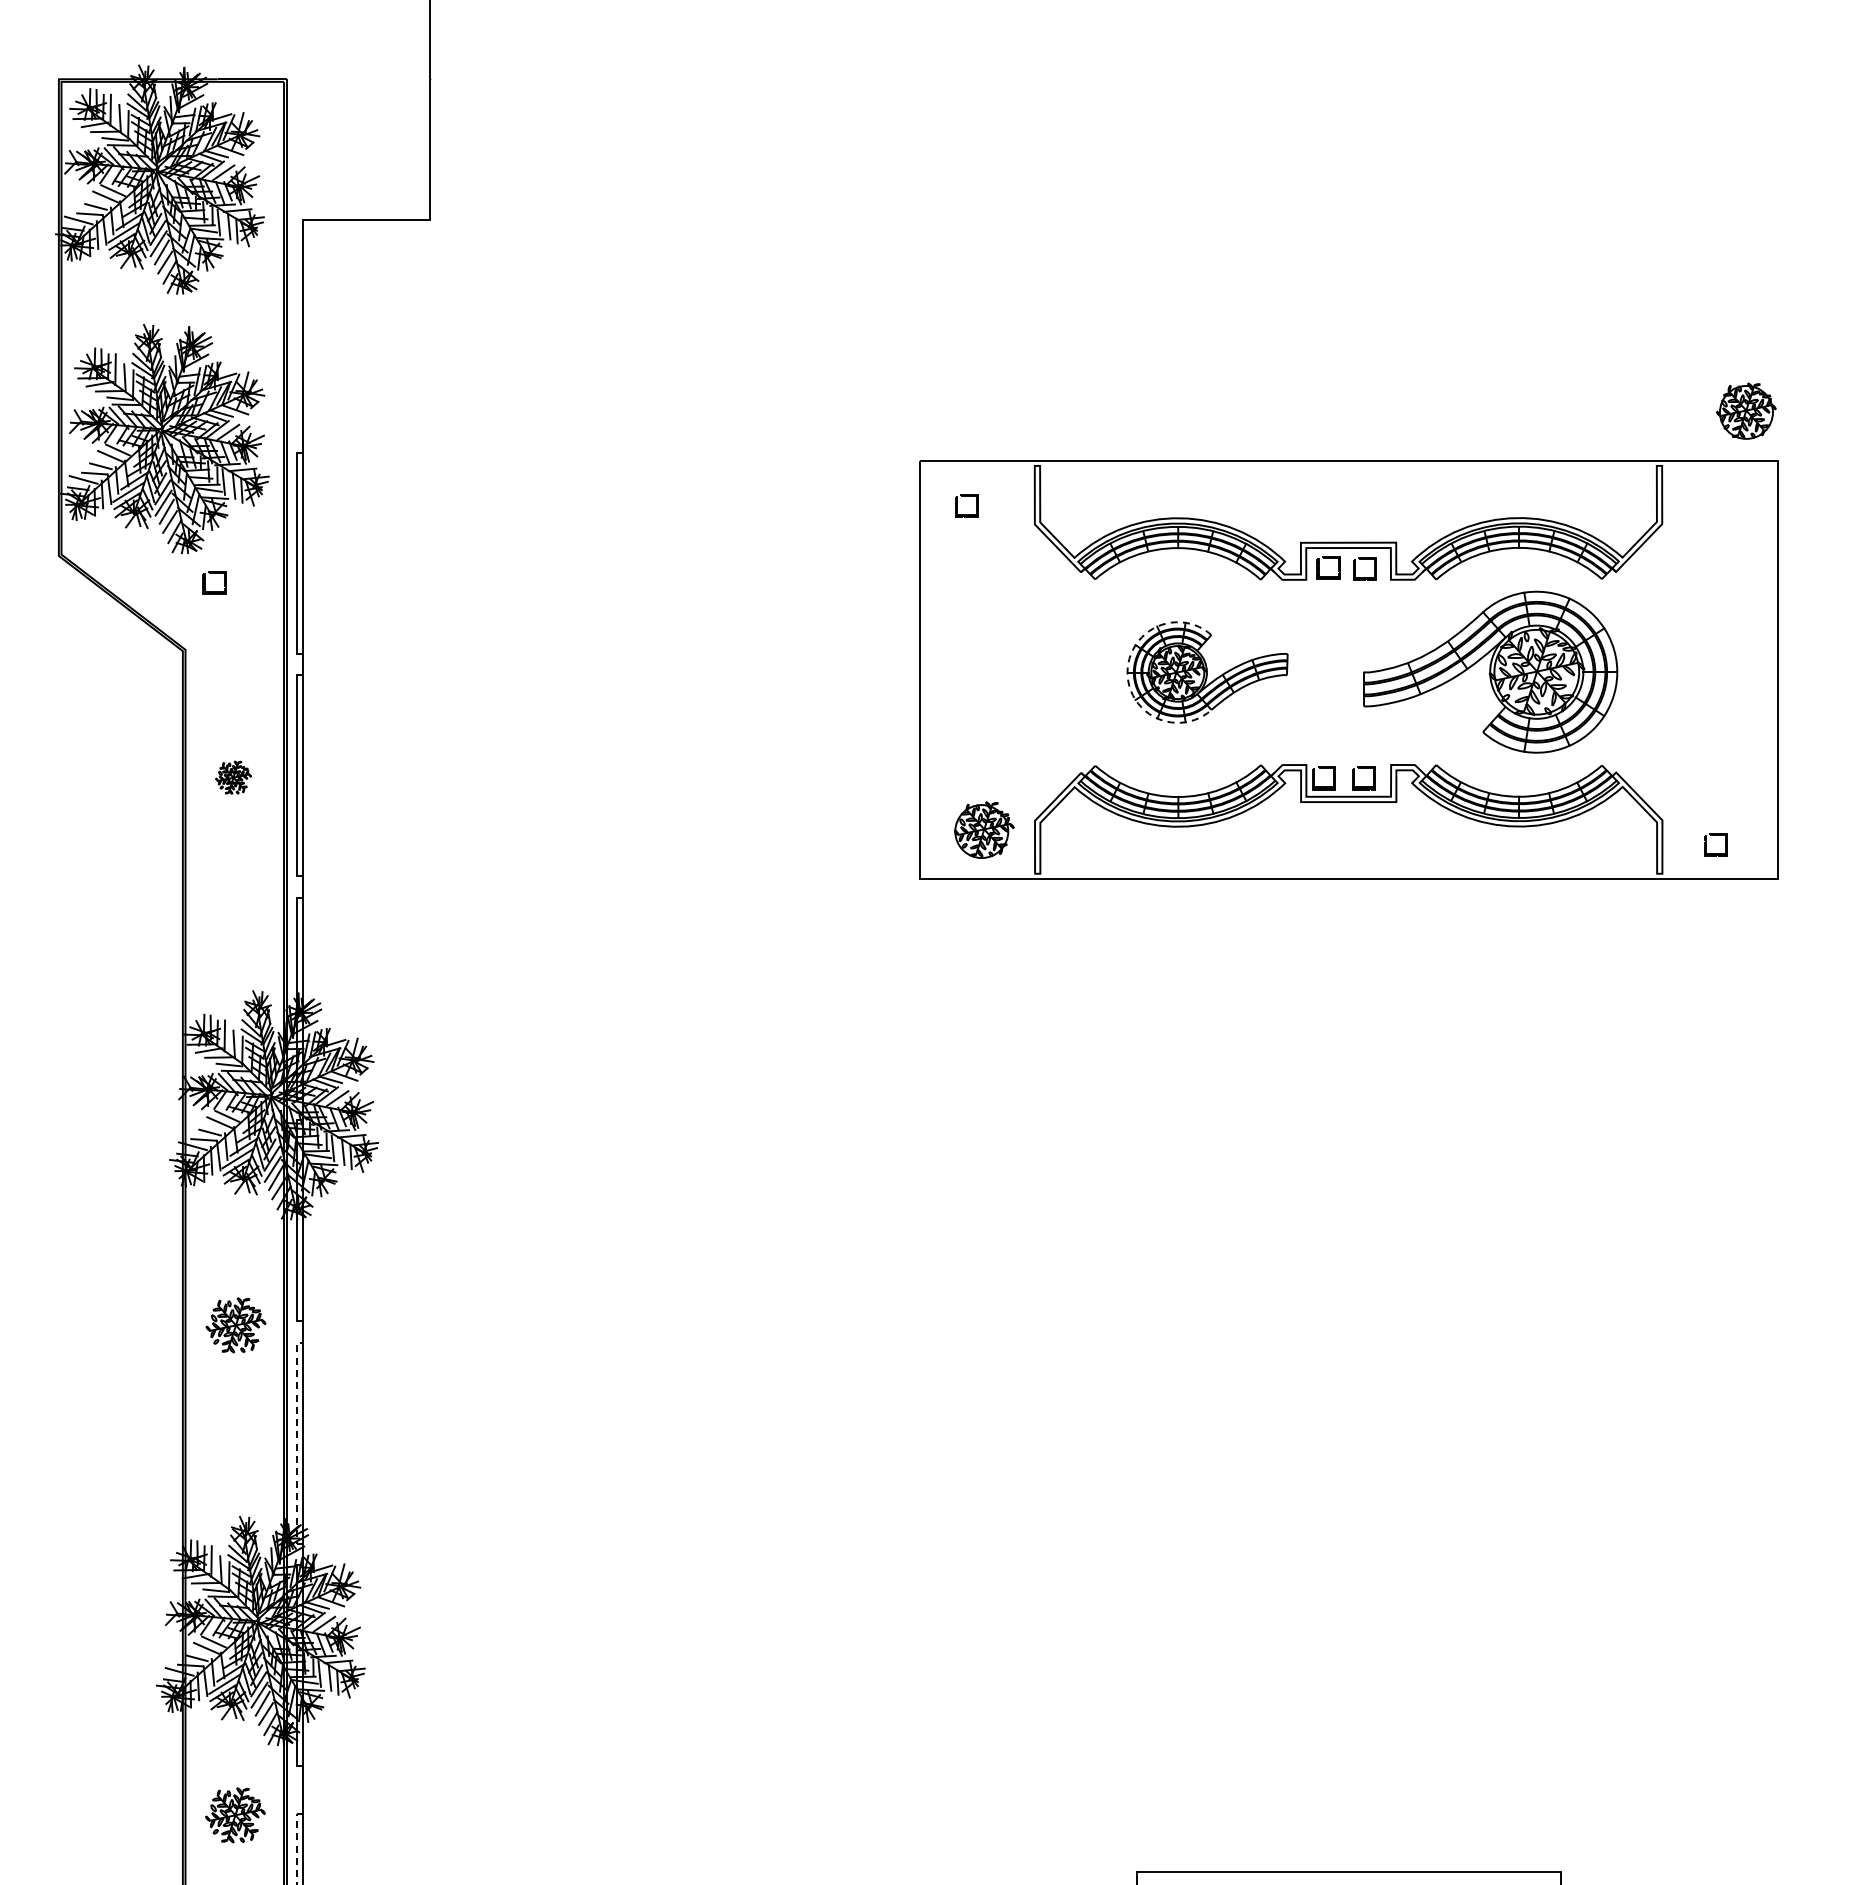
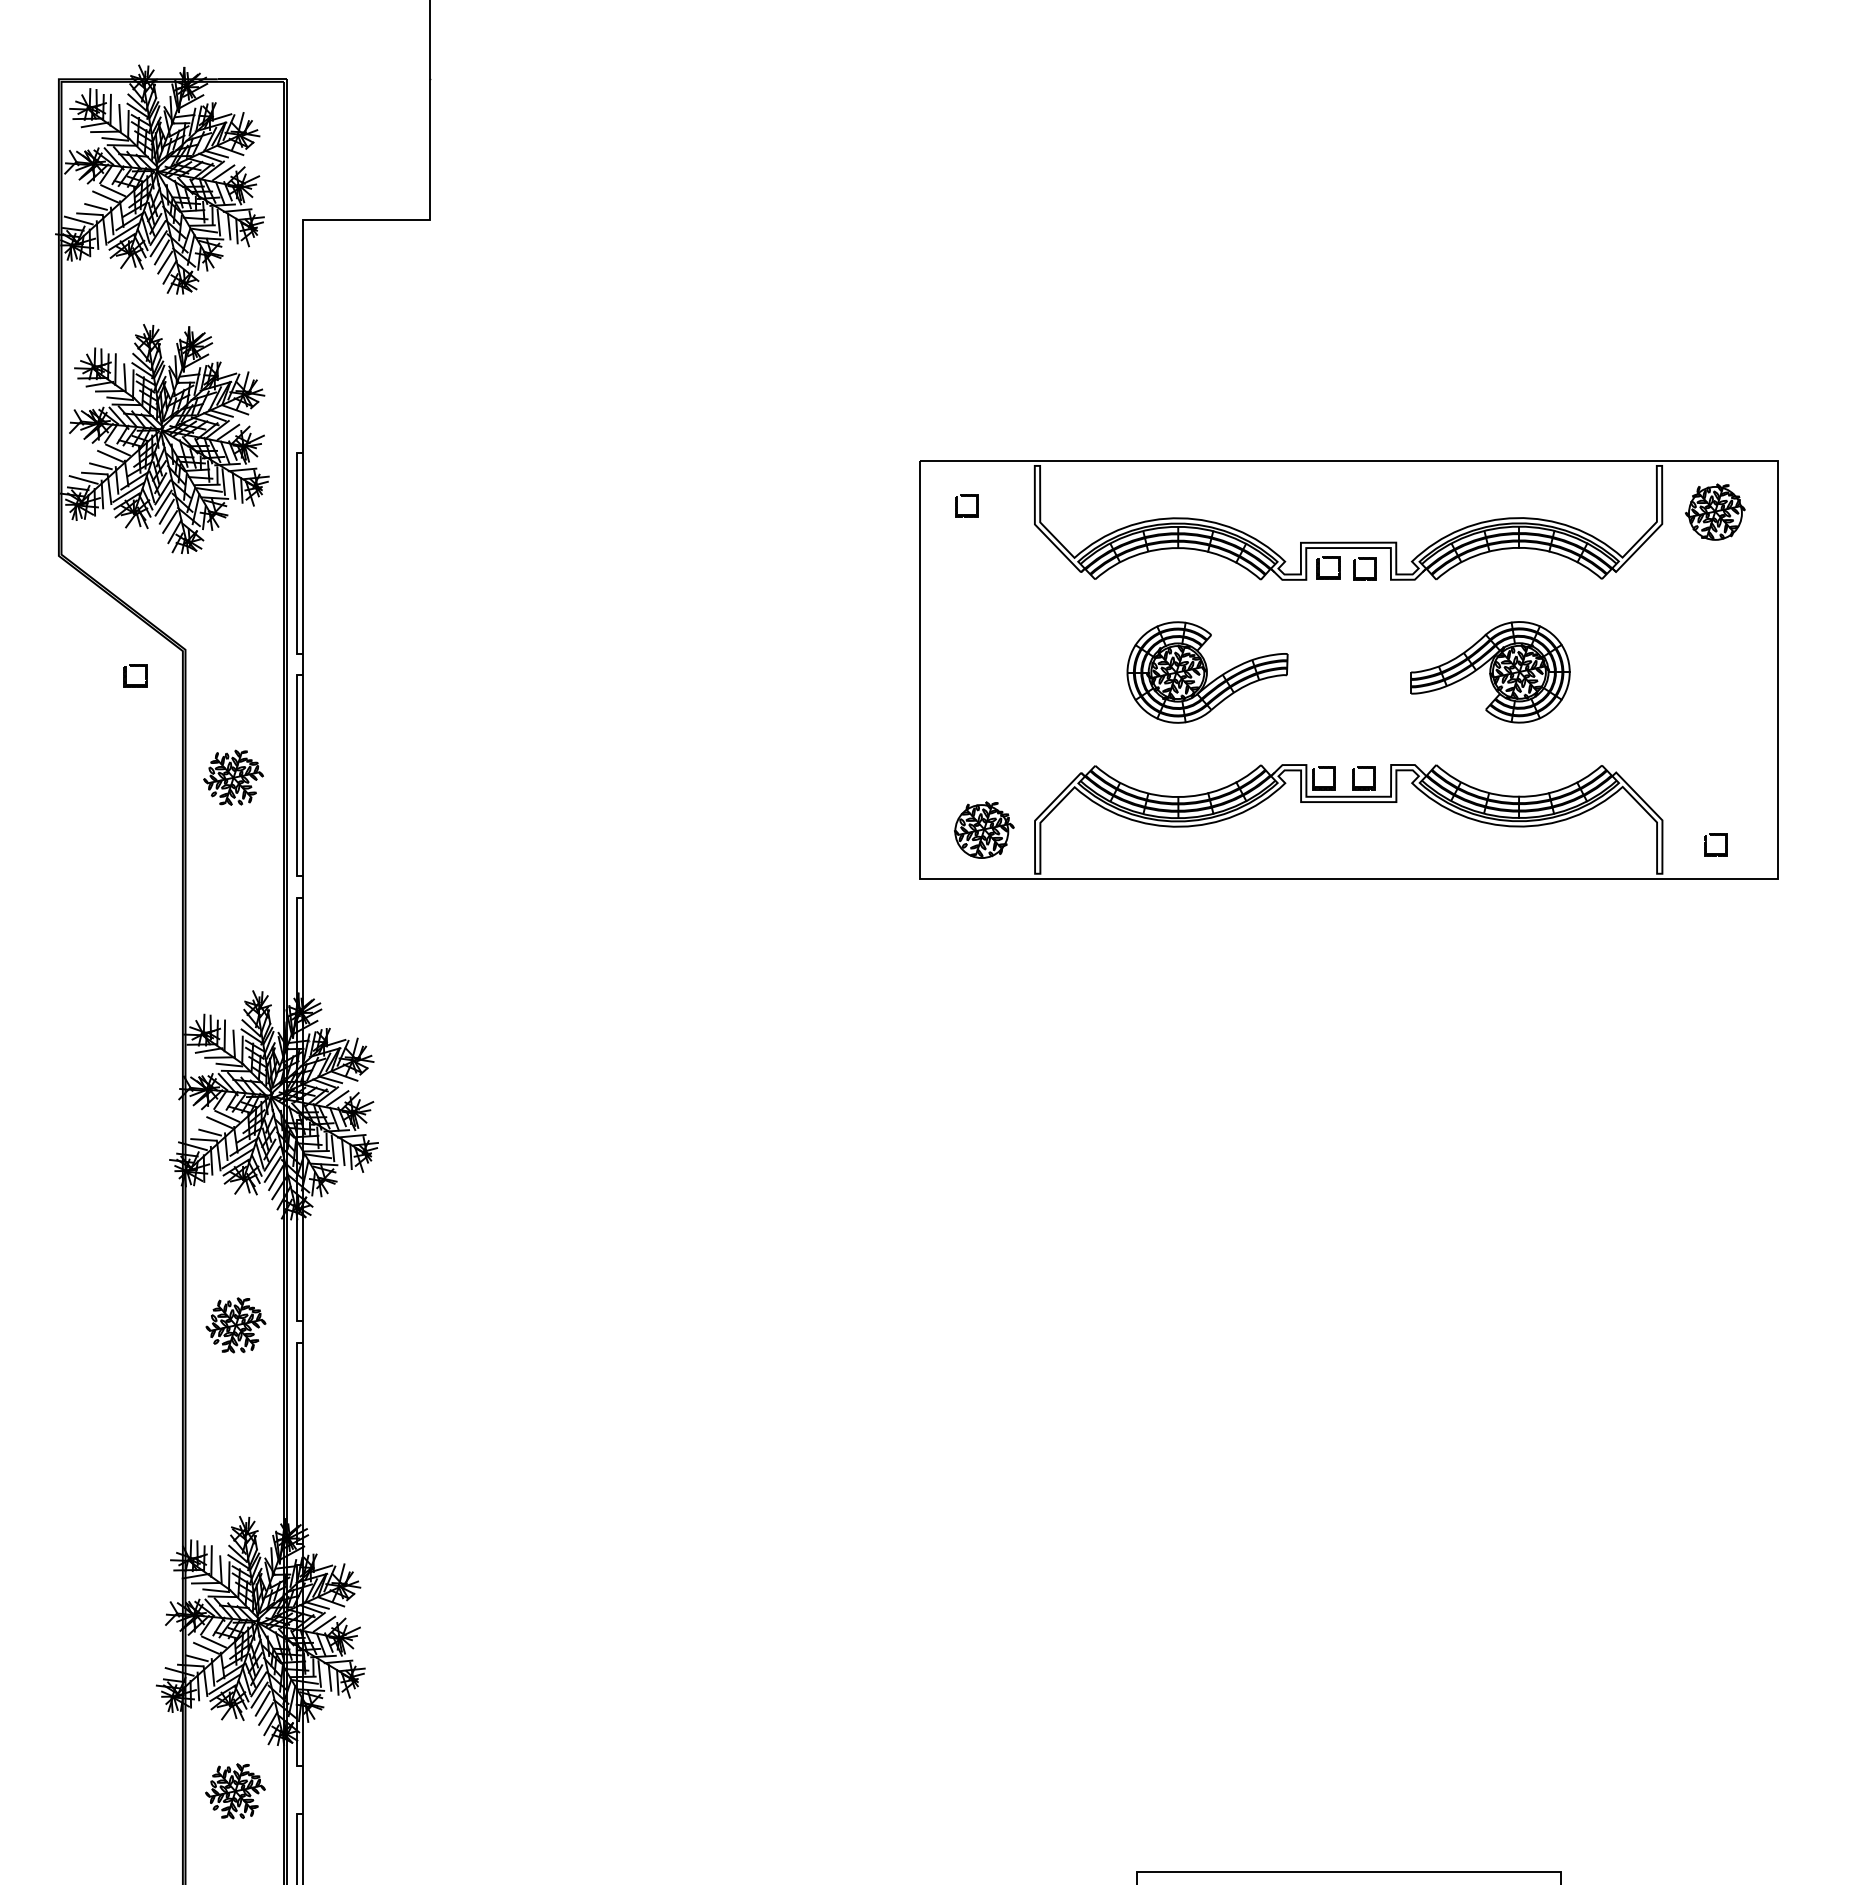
part position: (1746, 410) -> (1715, 511) (1715, 511)
part position: (214, 573) -> (135, 666) (135, 666)
part size: 256x164 px -> 161x103 px (1490, 672)
arc: dashed -> solid (1127, 672)
part size: 38x35 px -> 61x57 px (233, 777)
line: dashed -> solid (297, 1443)
part position: (235, 1815) -> (235, 1791) (235, 1791)
line: dashed -> solid (297, 1845)
